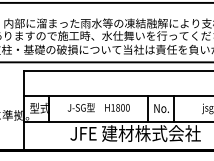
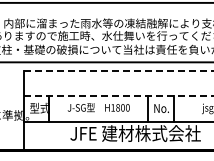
line: solid -> dashed (118, 70)
line: solid -> dashed (118, 96)
